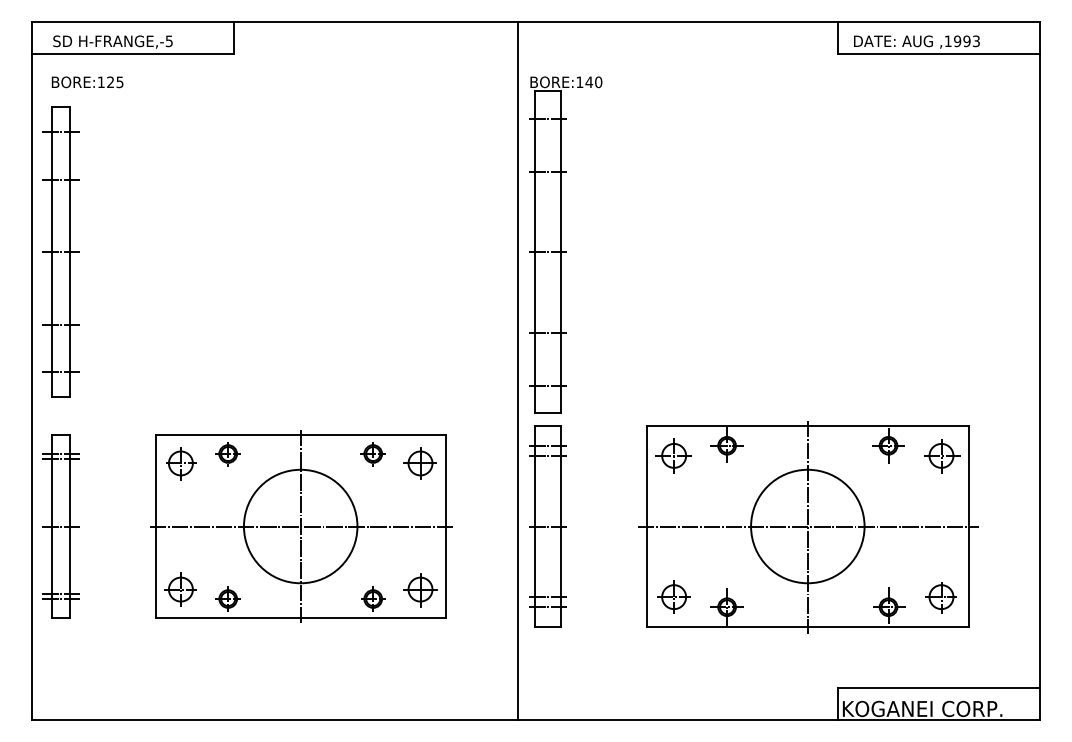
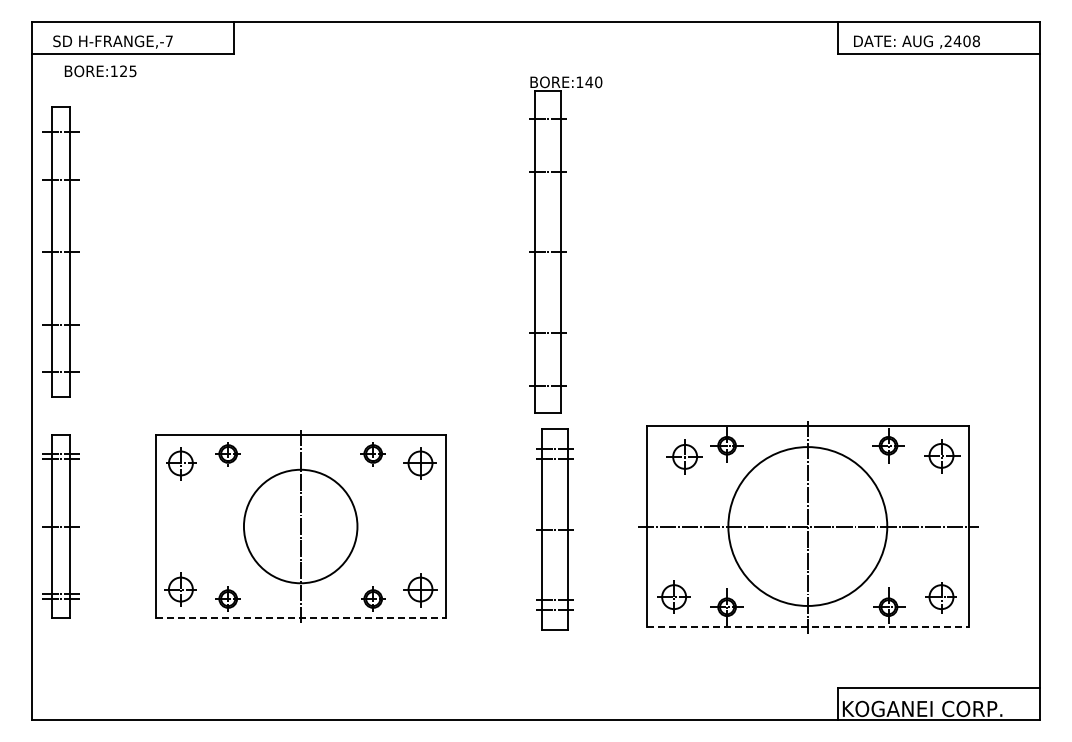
text: H-FRANGE,-5 -> H-FRANGE,-7 (168, 41)
text: ,1993 -> ,2408 (961, 41)
text position: (87, 82) -> (100, 71) (100, 71)
line: present -> none (518, 370)
part position: (673, 455) -> (684, 456) (684, 456)
line: present -> none (301, 526)
part position: (547, 526) -> (554, 529) (554, 529)
circle diameter: 113 px -> 159 px (807, 526)
line: solid -> dashed (301, 617)
line: solid -> dashed (807, 627)
